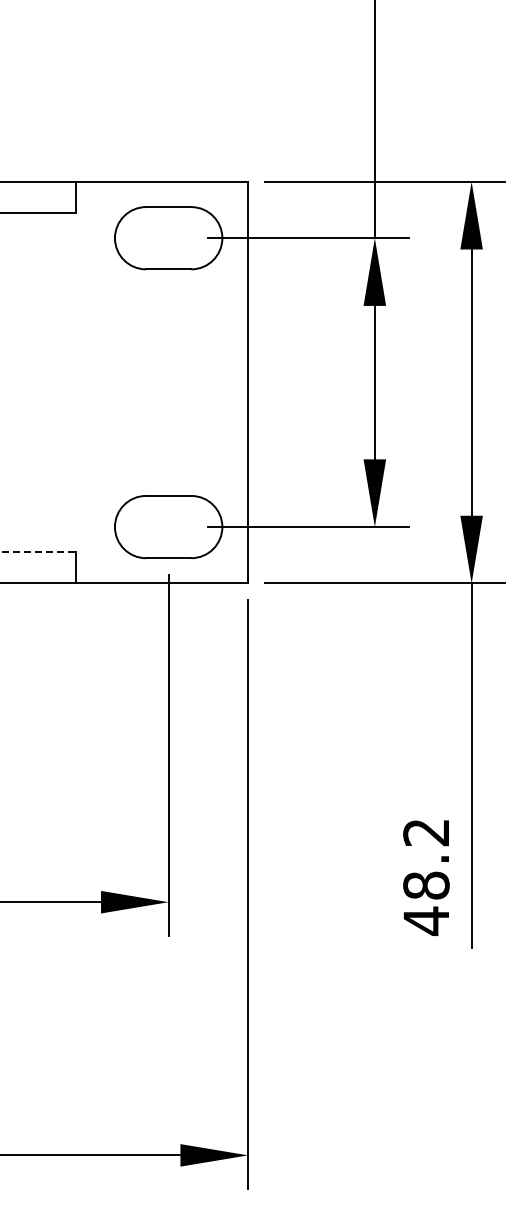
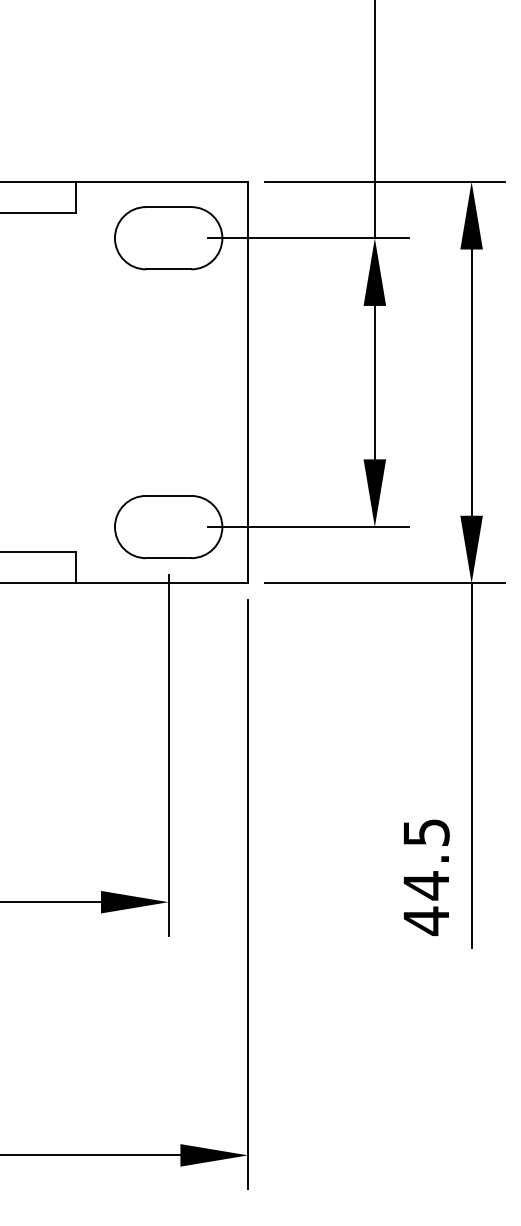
line: dashed -> solid (38, 551)
text: 48.2 -> 44.5 (426, 859)
